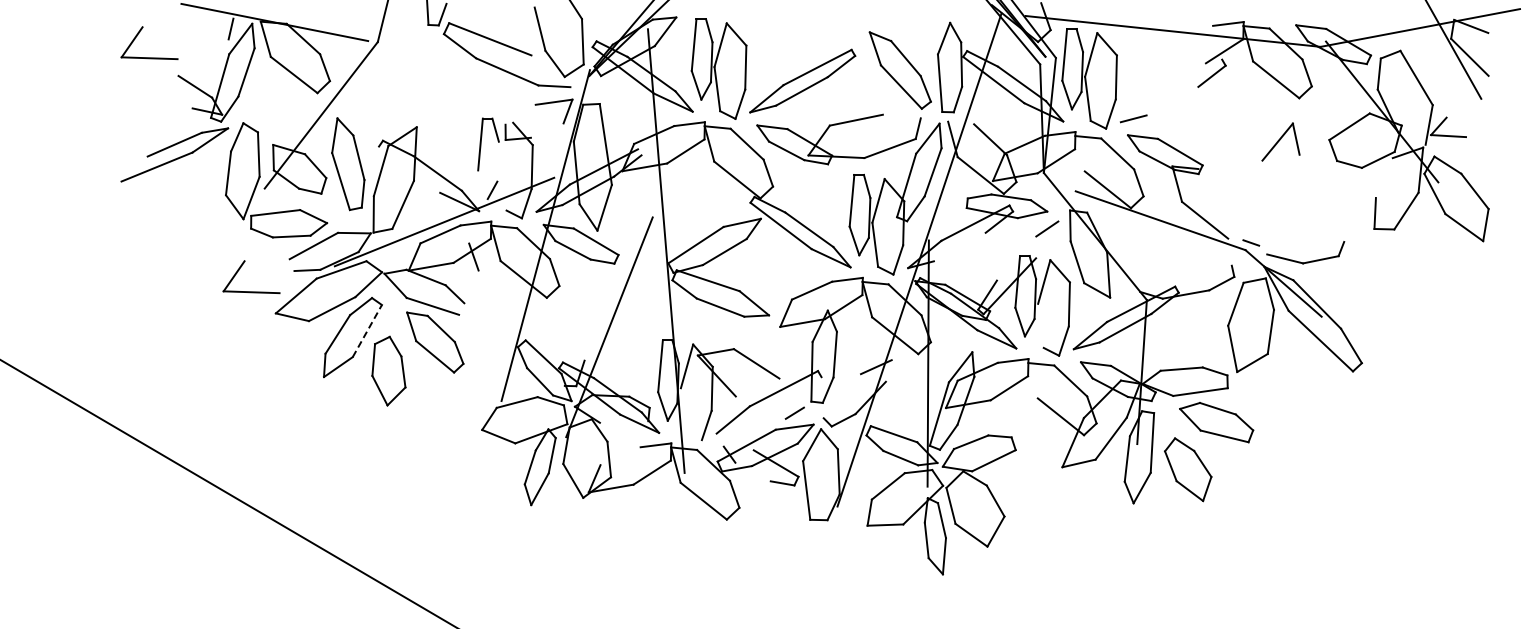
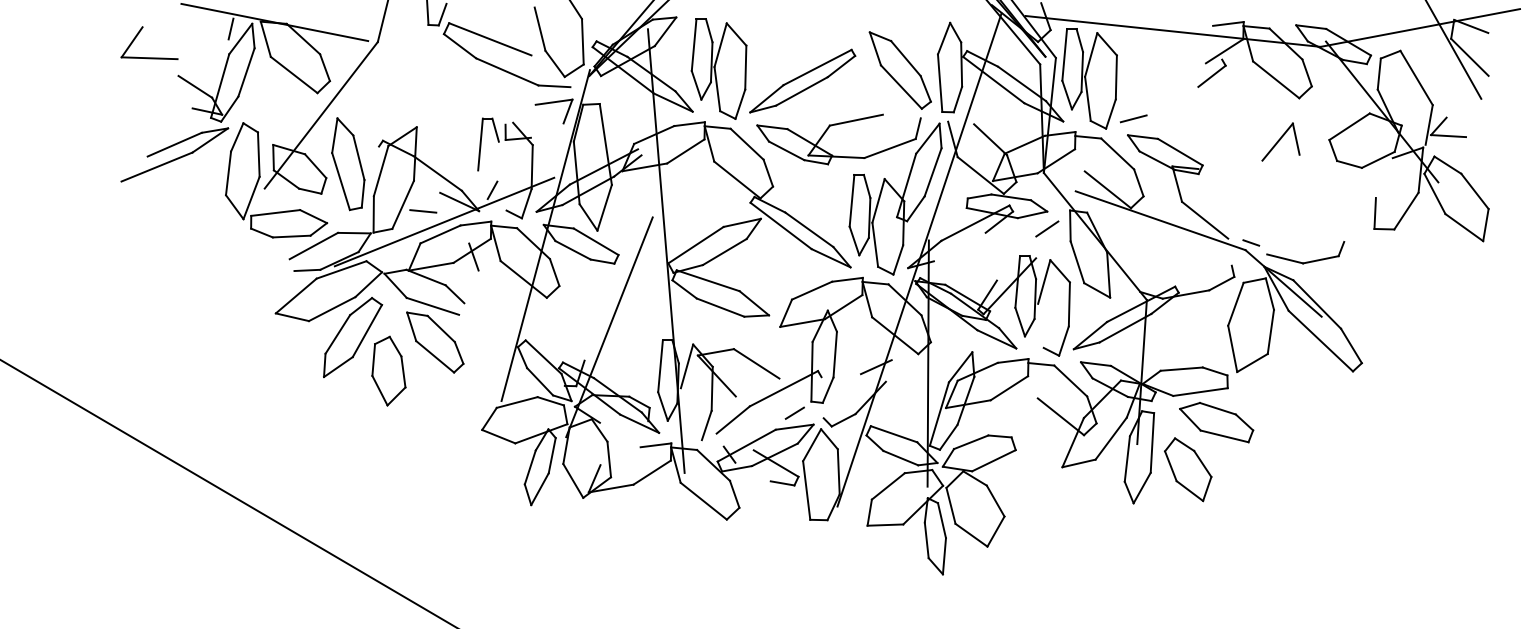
line: none -> present (423, 211)
part: present -> none (239, 270)
line: dashed -> solid (367, 331)
